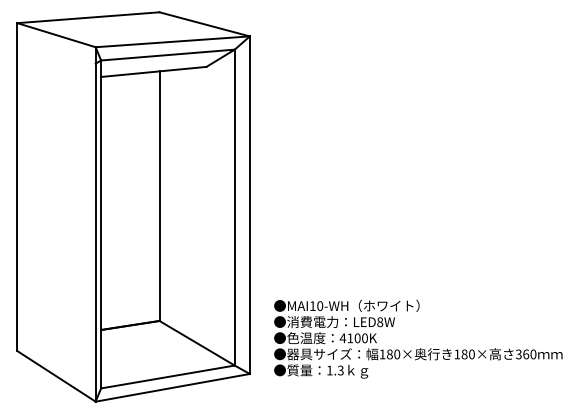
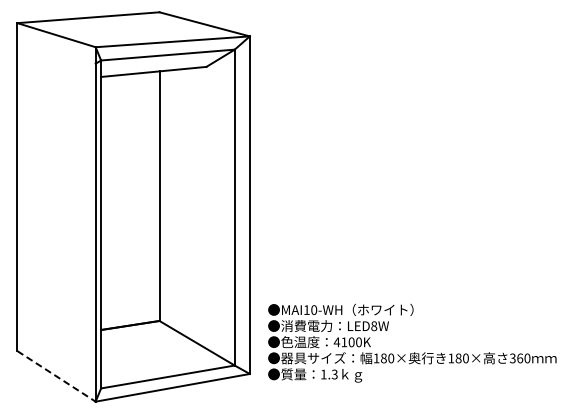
text position: (418, 338) -> (412, 342) (412, 342)
line: solid -> dashed (56, 376)
